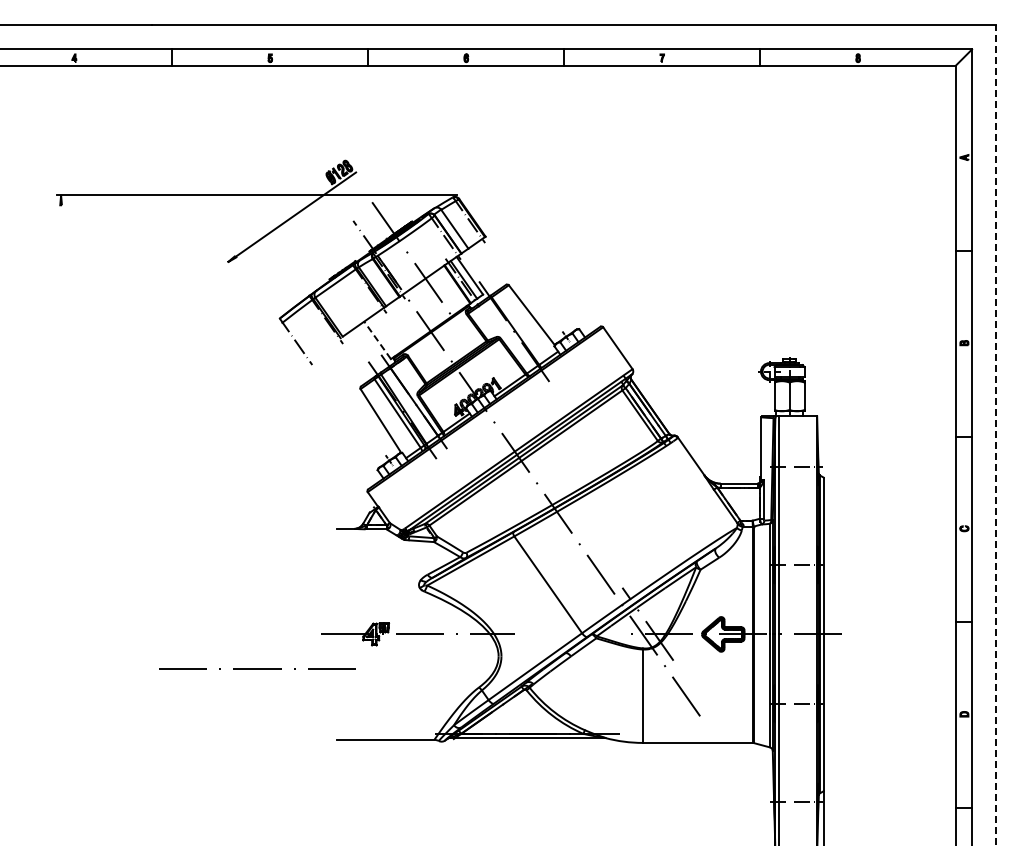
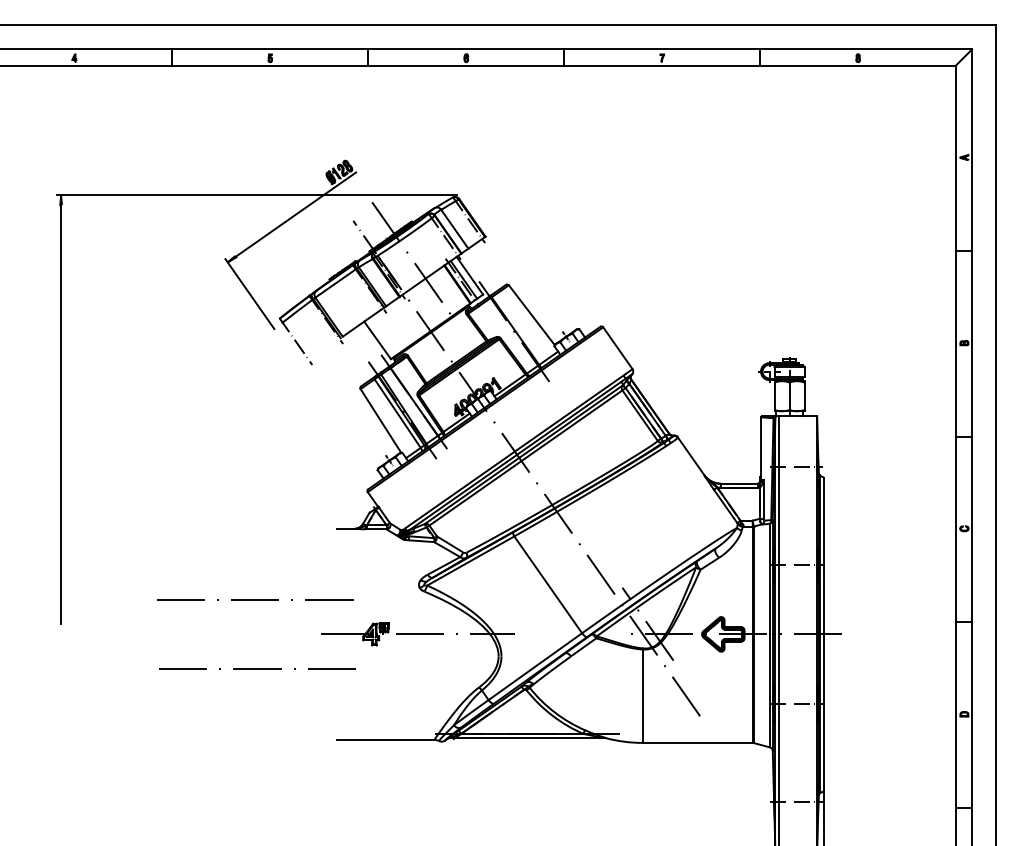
line: none -> present (249, 294)
line: dashed -> solid (377, 339)
line: none -> present (61, 414)
line: dashed -> solid (996, 435)
line: none -> present (255, 599)
